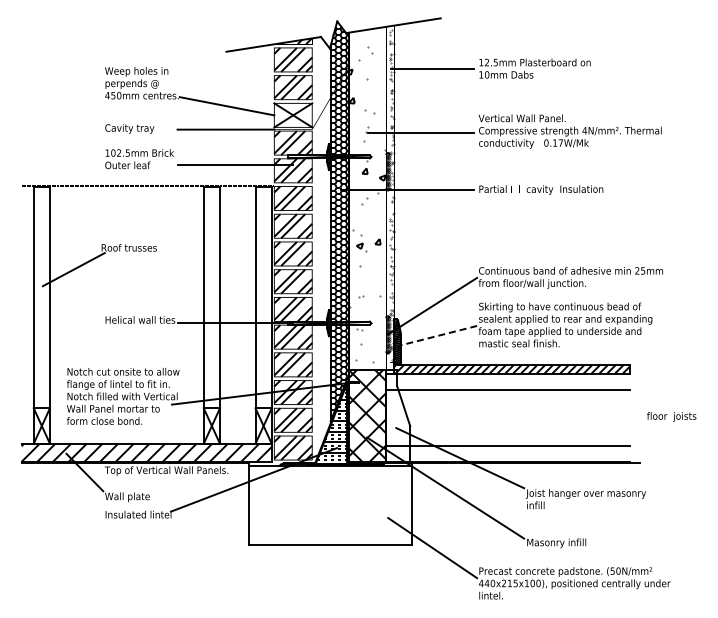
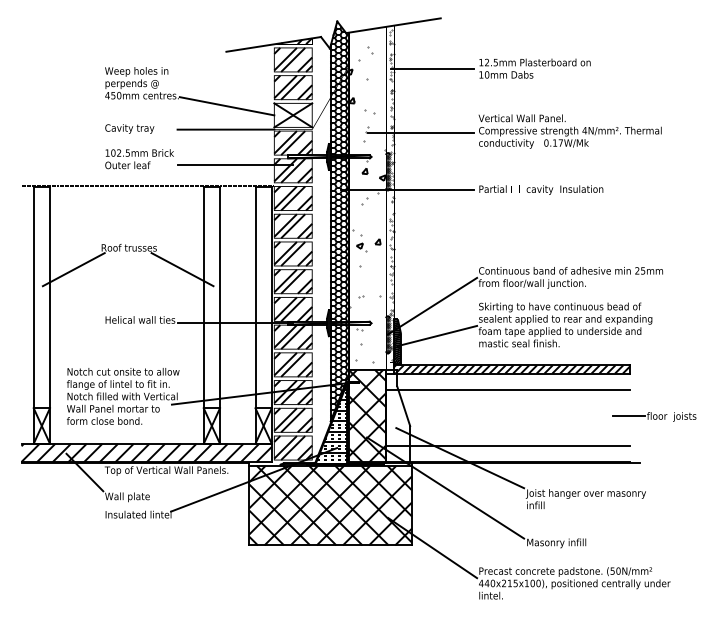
line: none -> present (182, 269)
line: dashed -> solid (436, 336)
line: none -> present (628, 415)
hatch: none -> present (330, 505)
